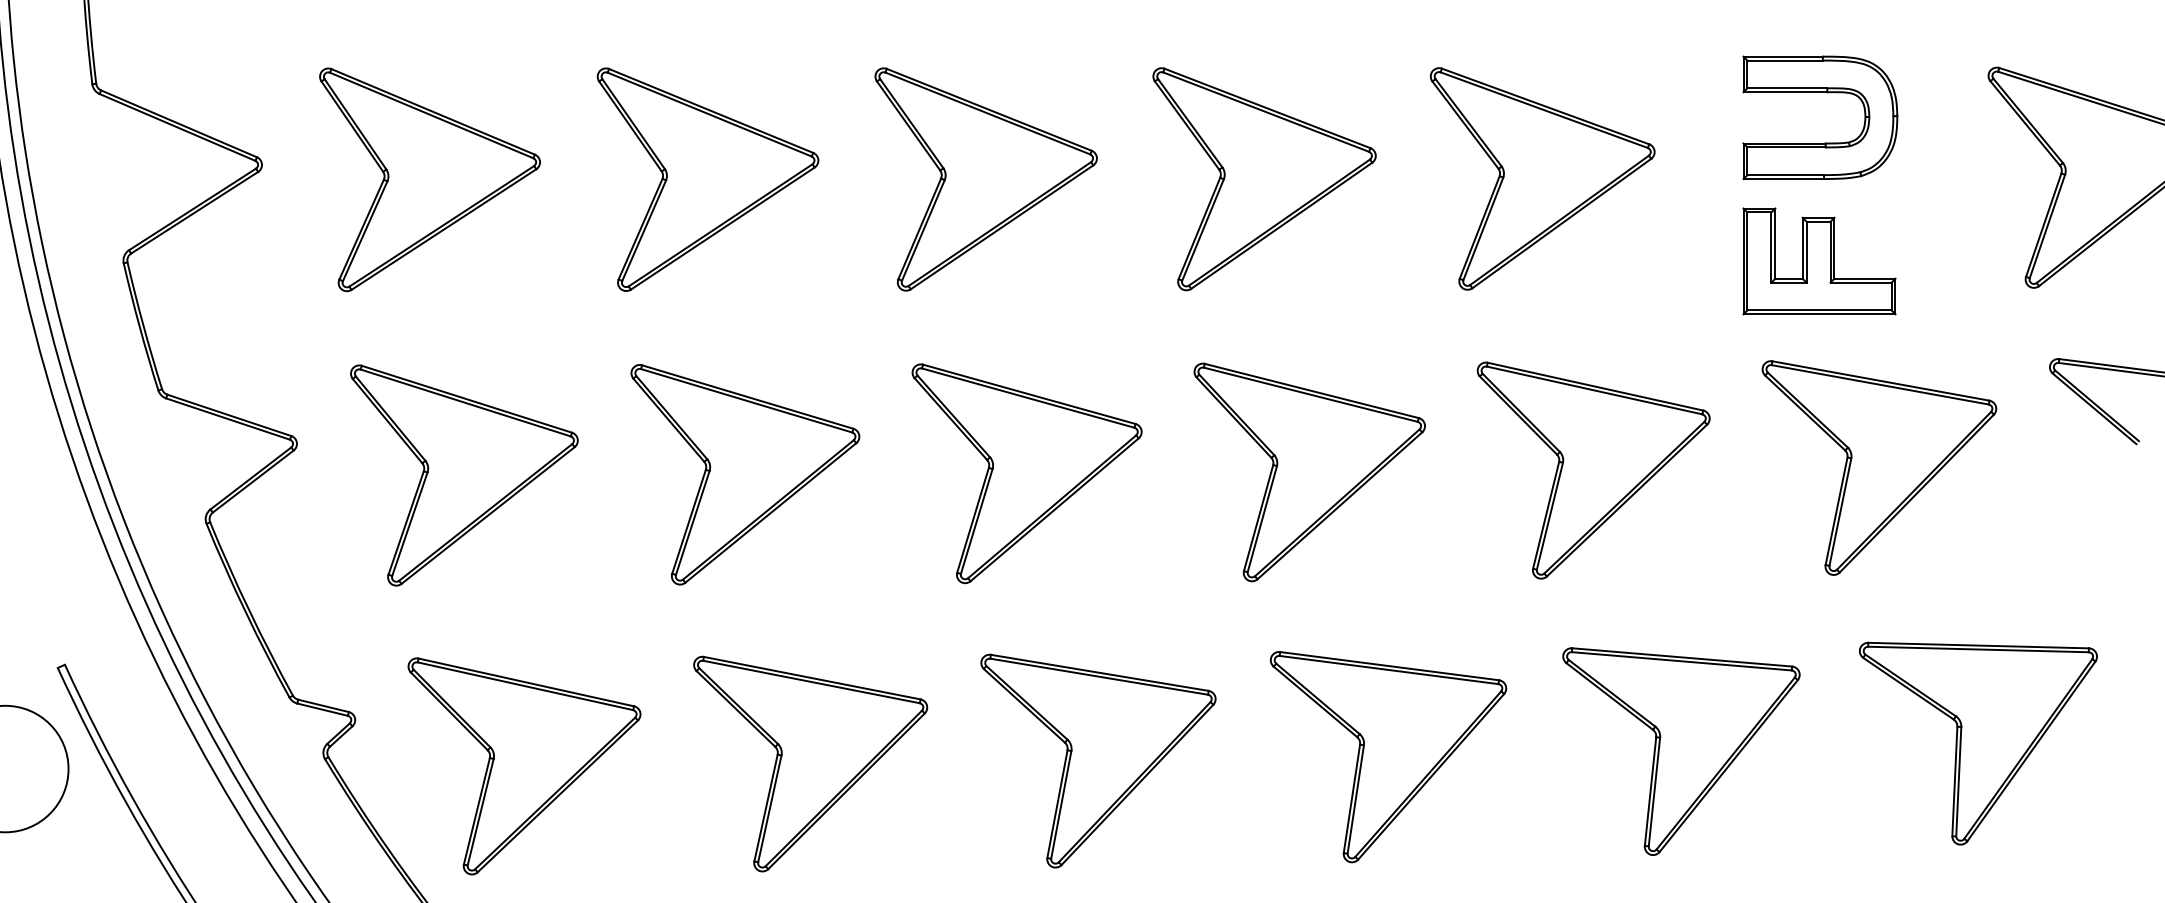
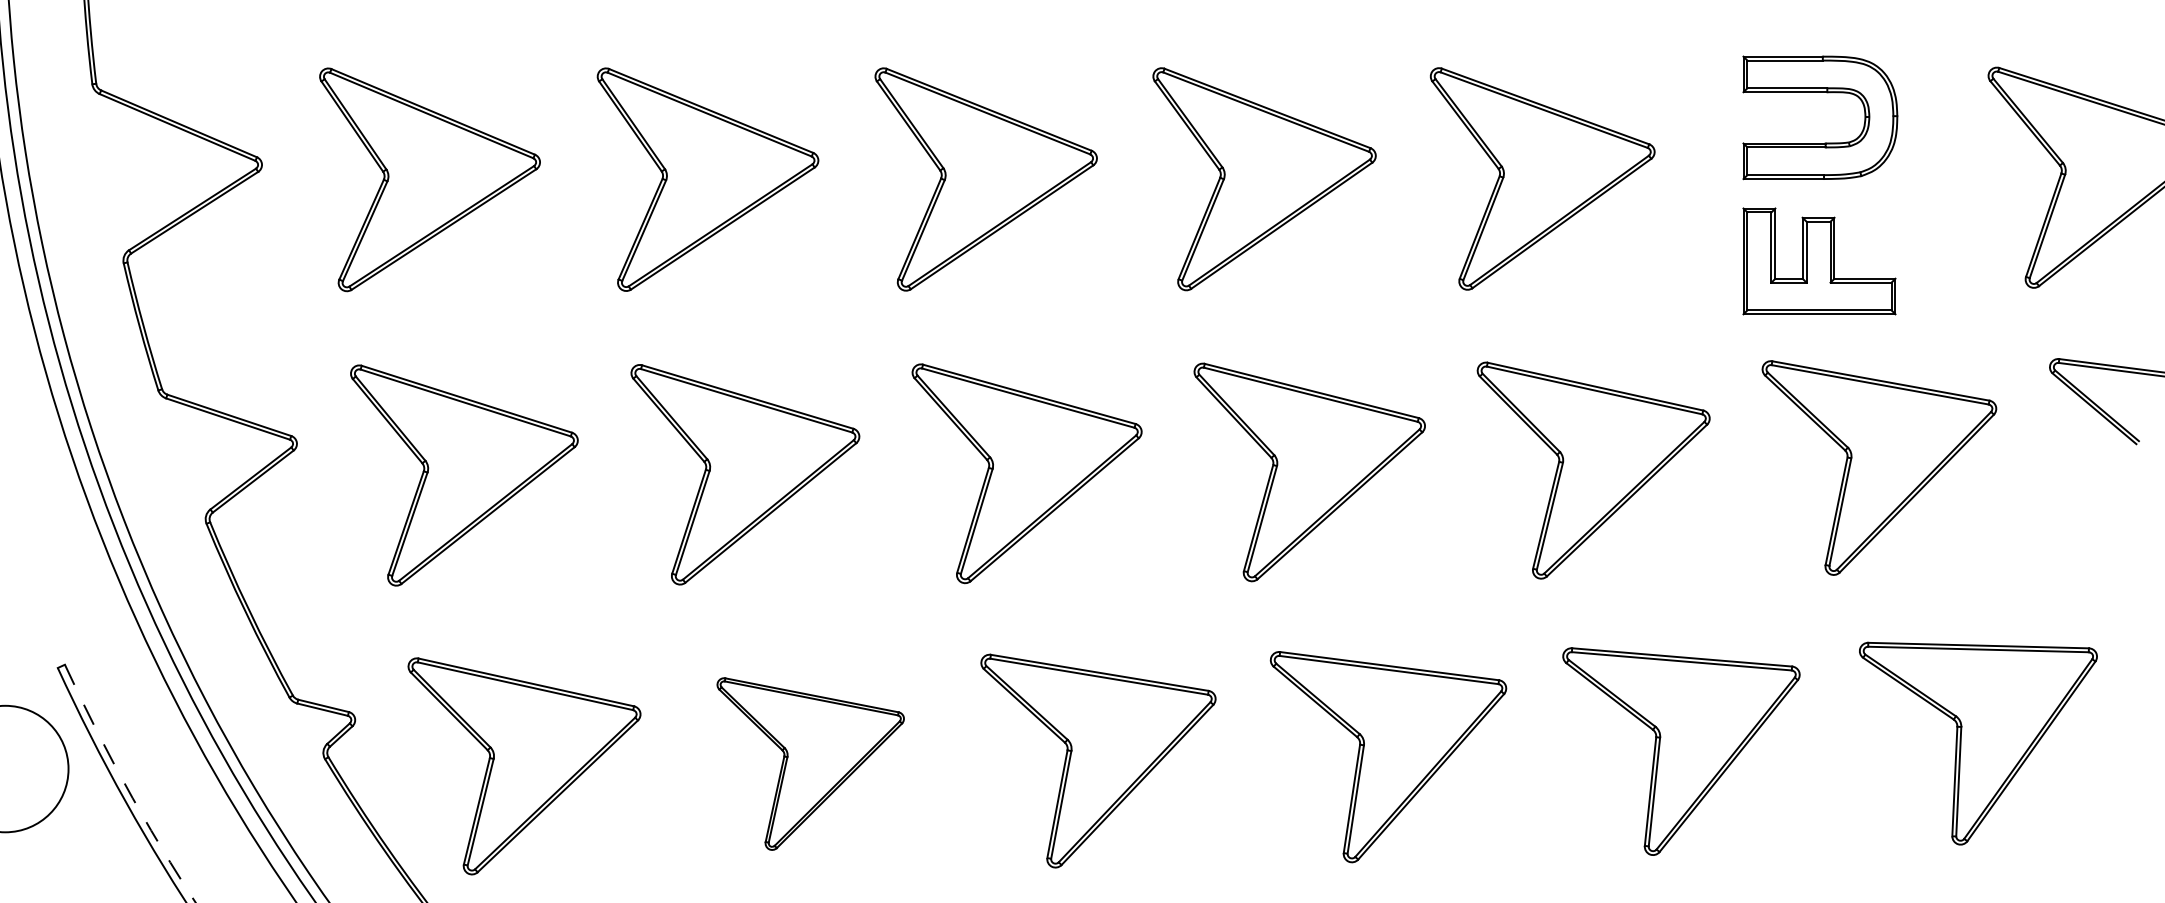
part size: 236x218 px -> 189x174 px (810, 763)
arc: solid -> dashed (126, 786)
